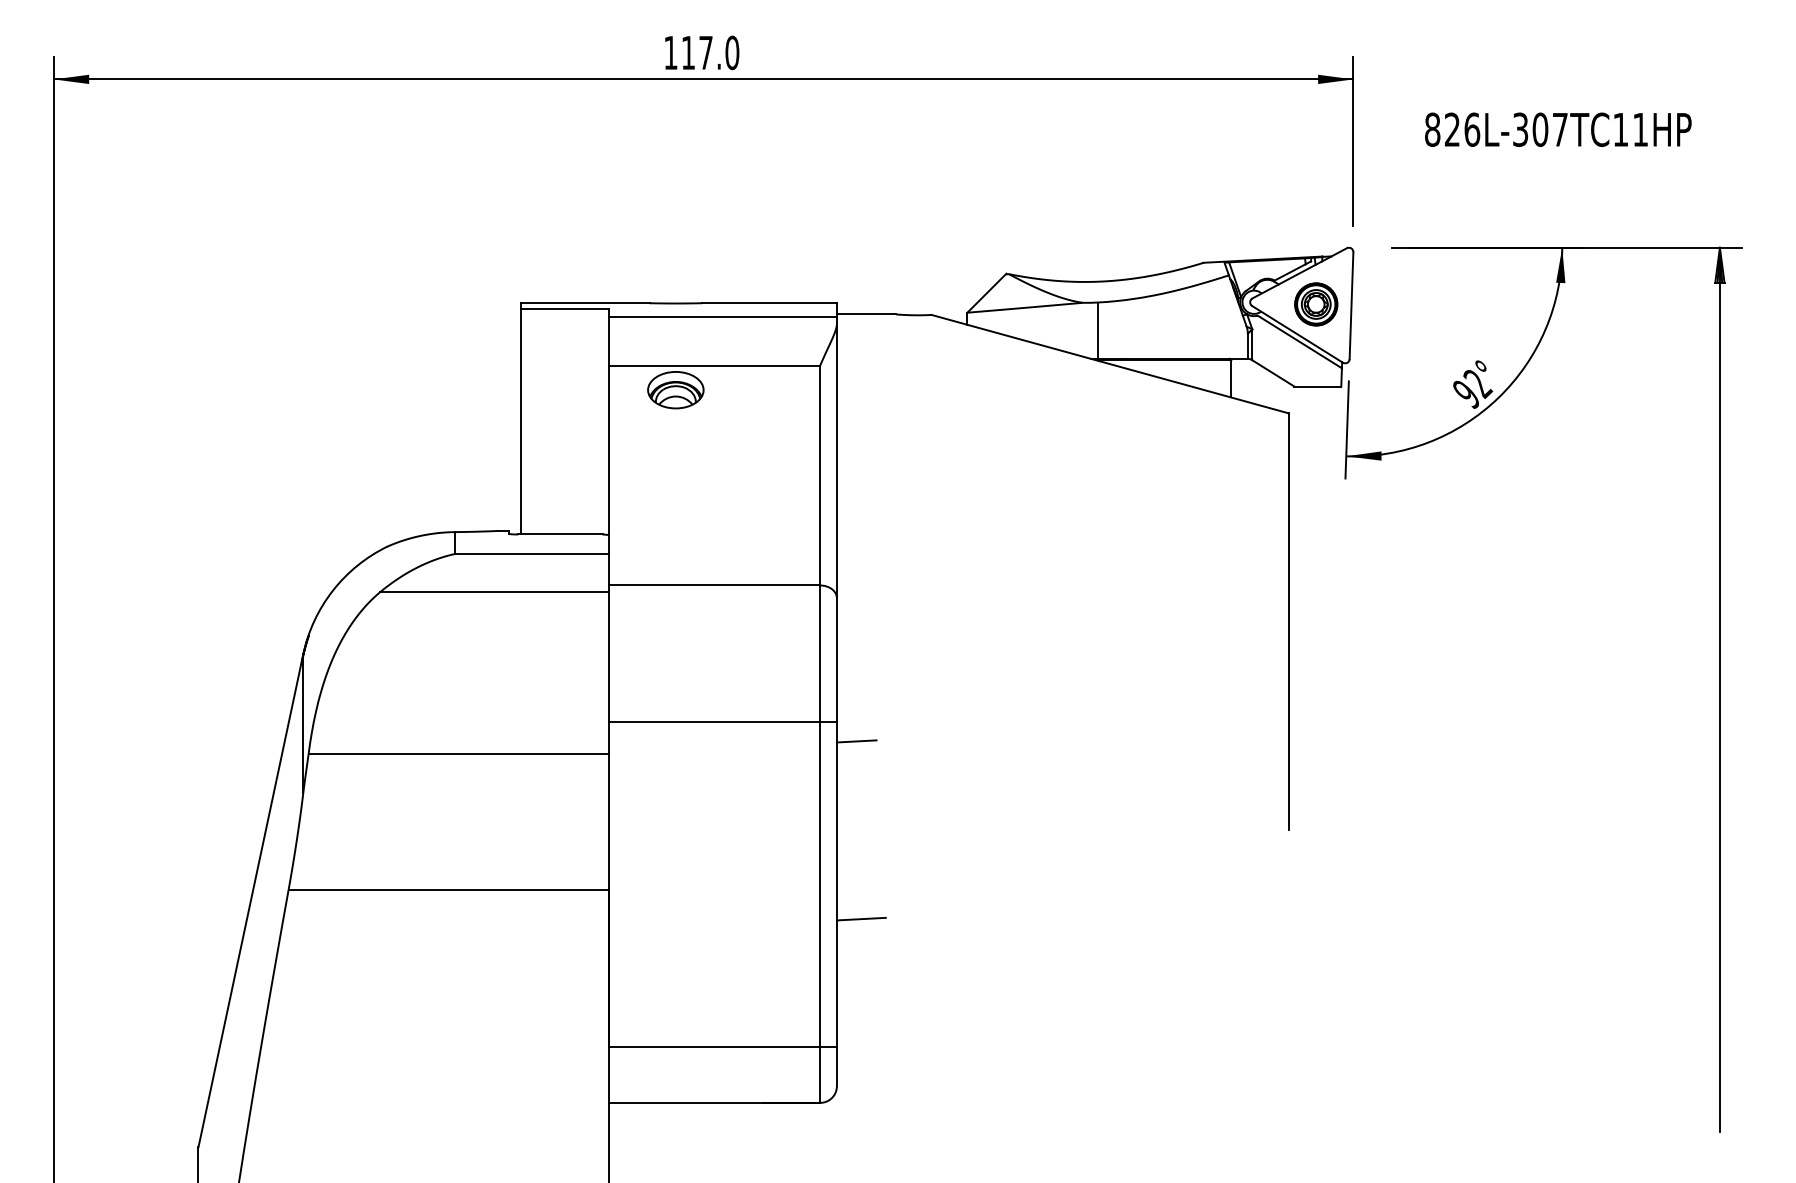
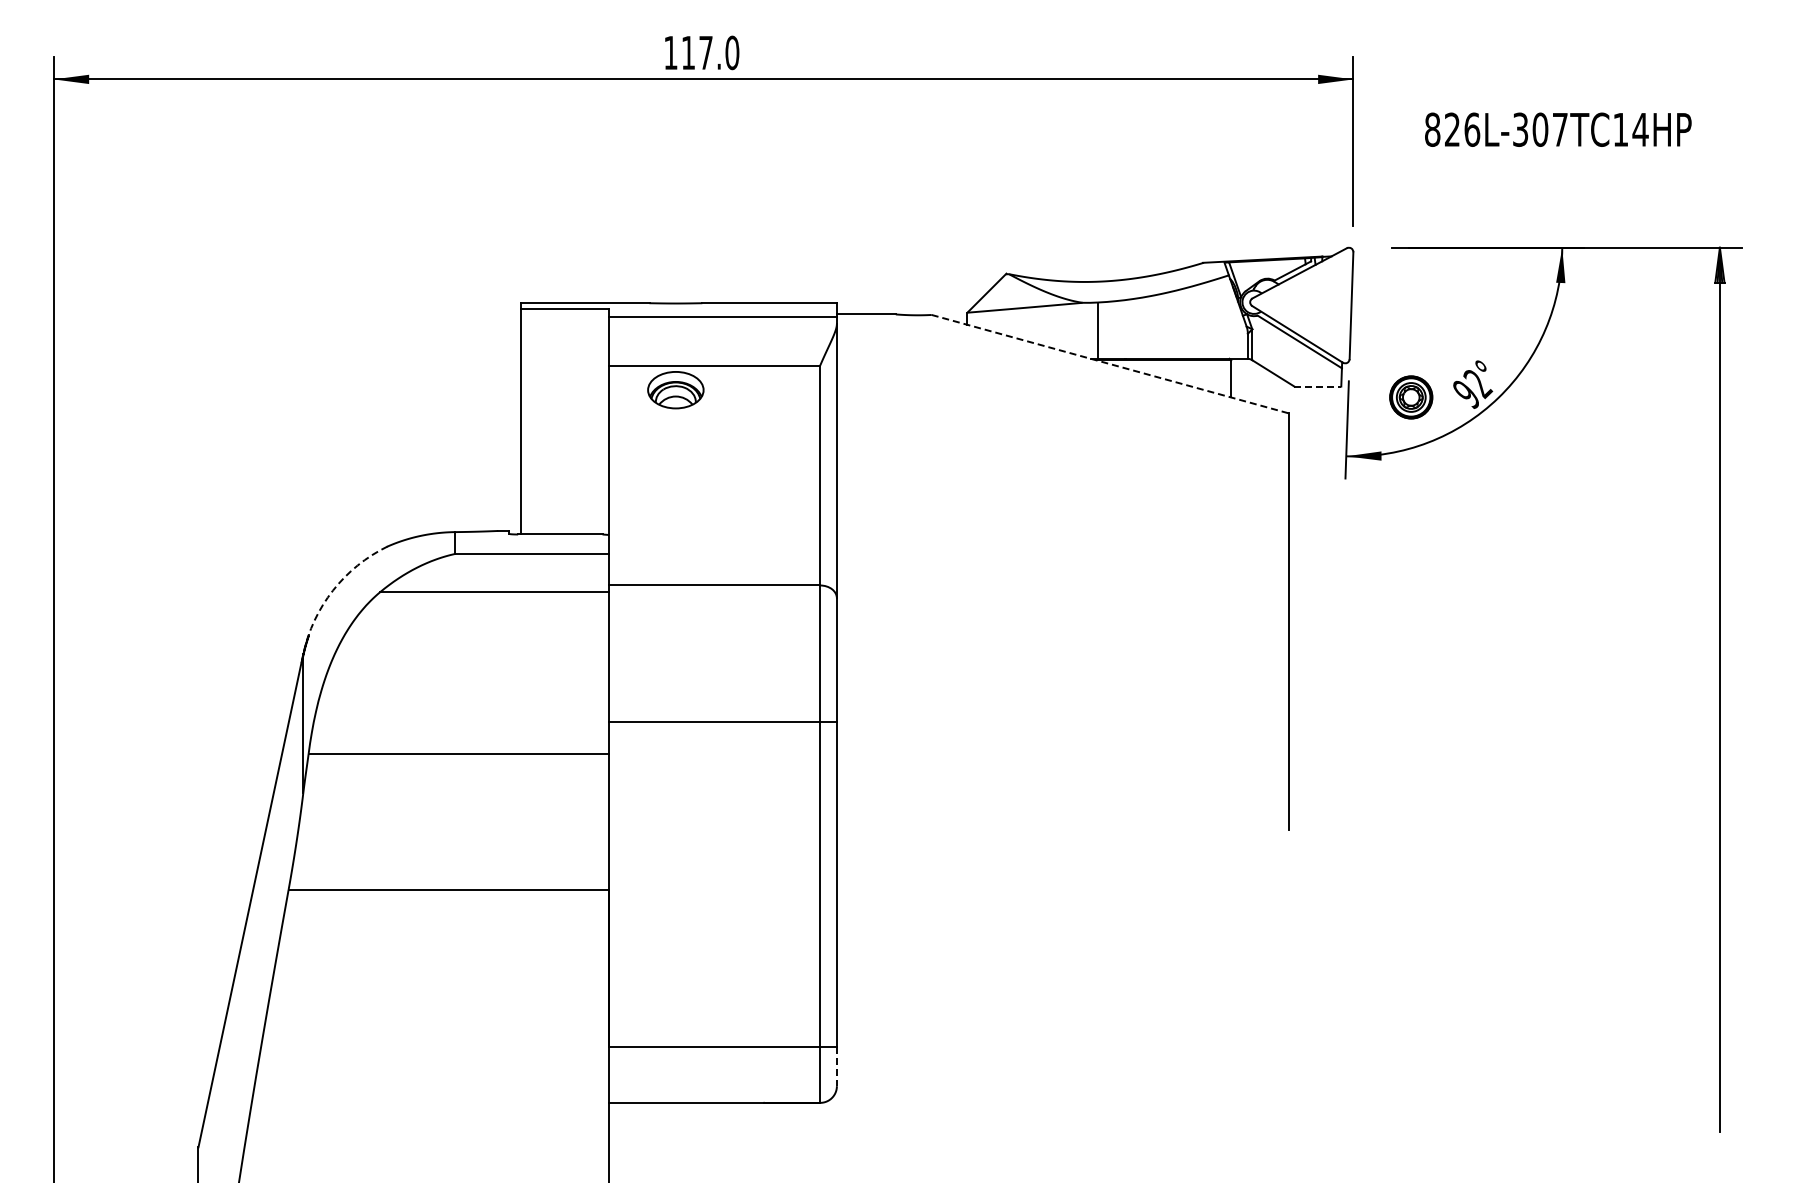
text: 826L-307TC11HP -> 826L-307TC14HP (1640, 129)
part position: (1316, 304) -> (1411, 397) (1411, 397)
line: solid -> dashed (1110, 364)
line: solid -> dashed (1318, 386)
arc: solid -> dashed (333, 590)
line: present -> none (856, 741)
line: present -> none (860, 918)
line: solid -> dashed (836, 1067)
